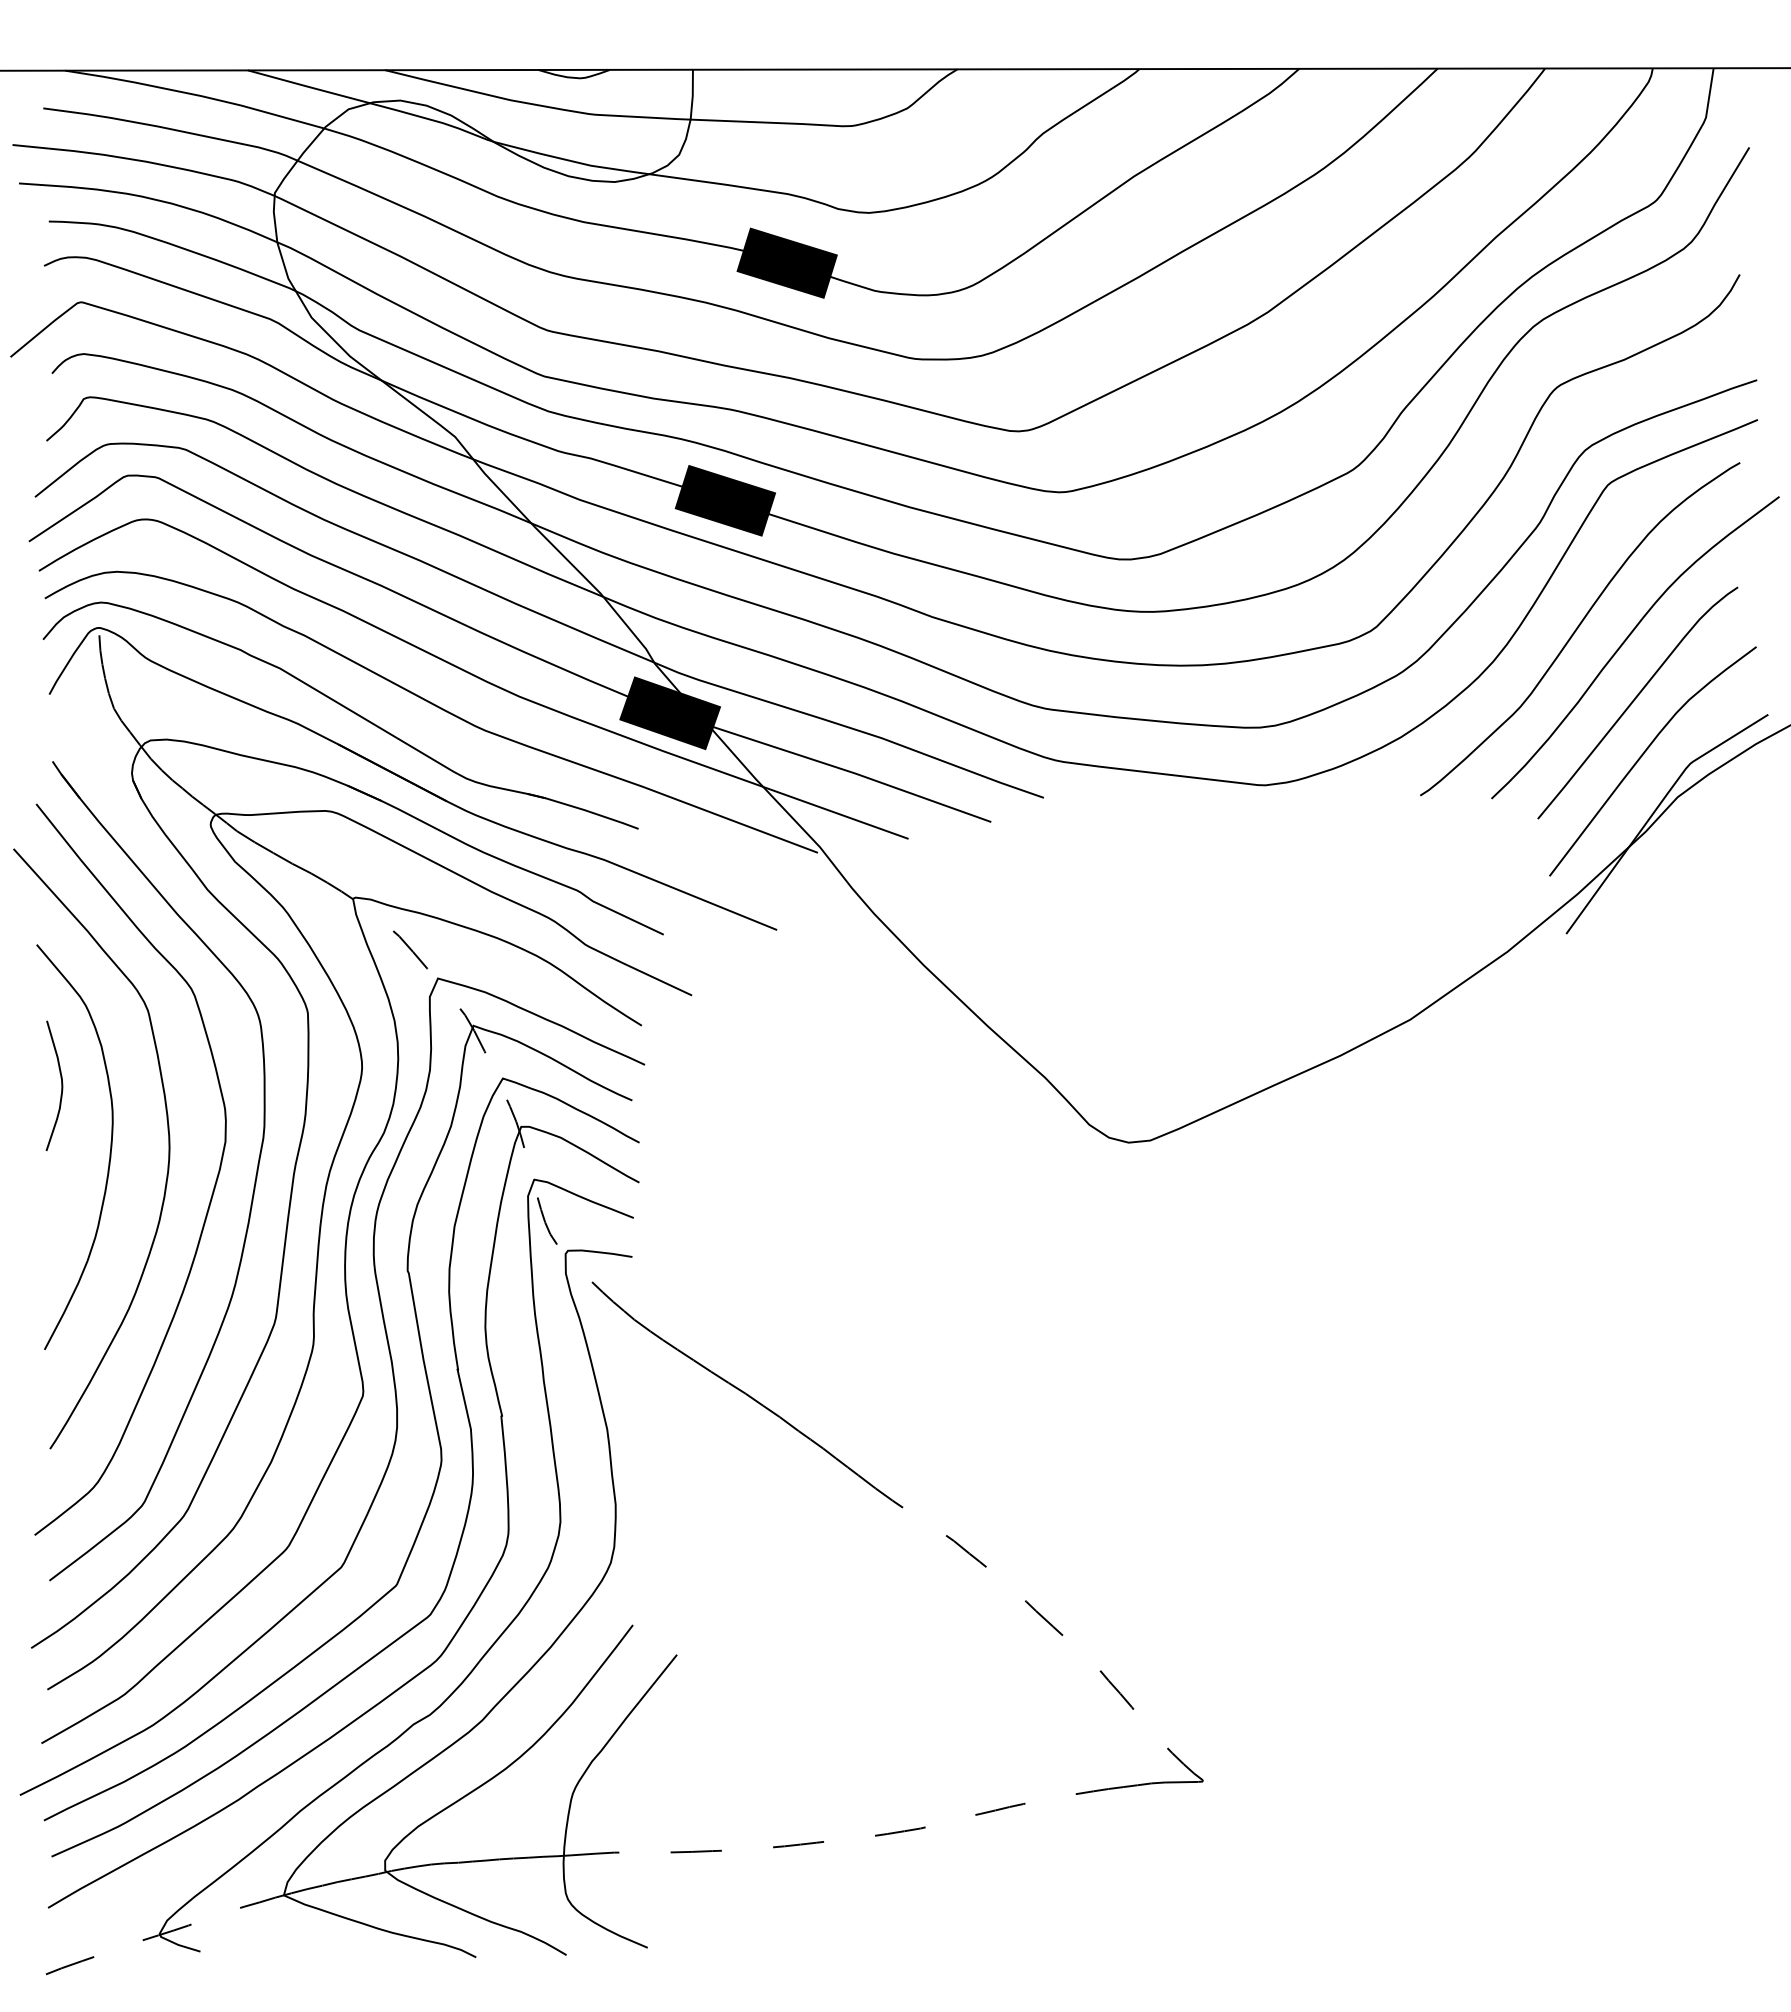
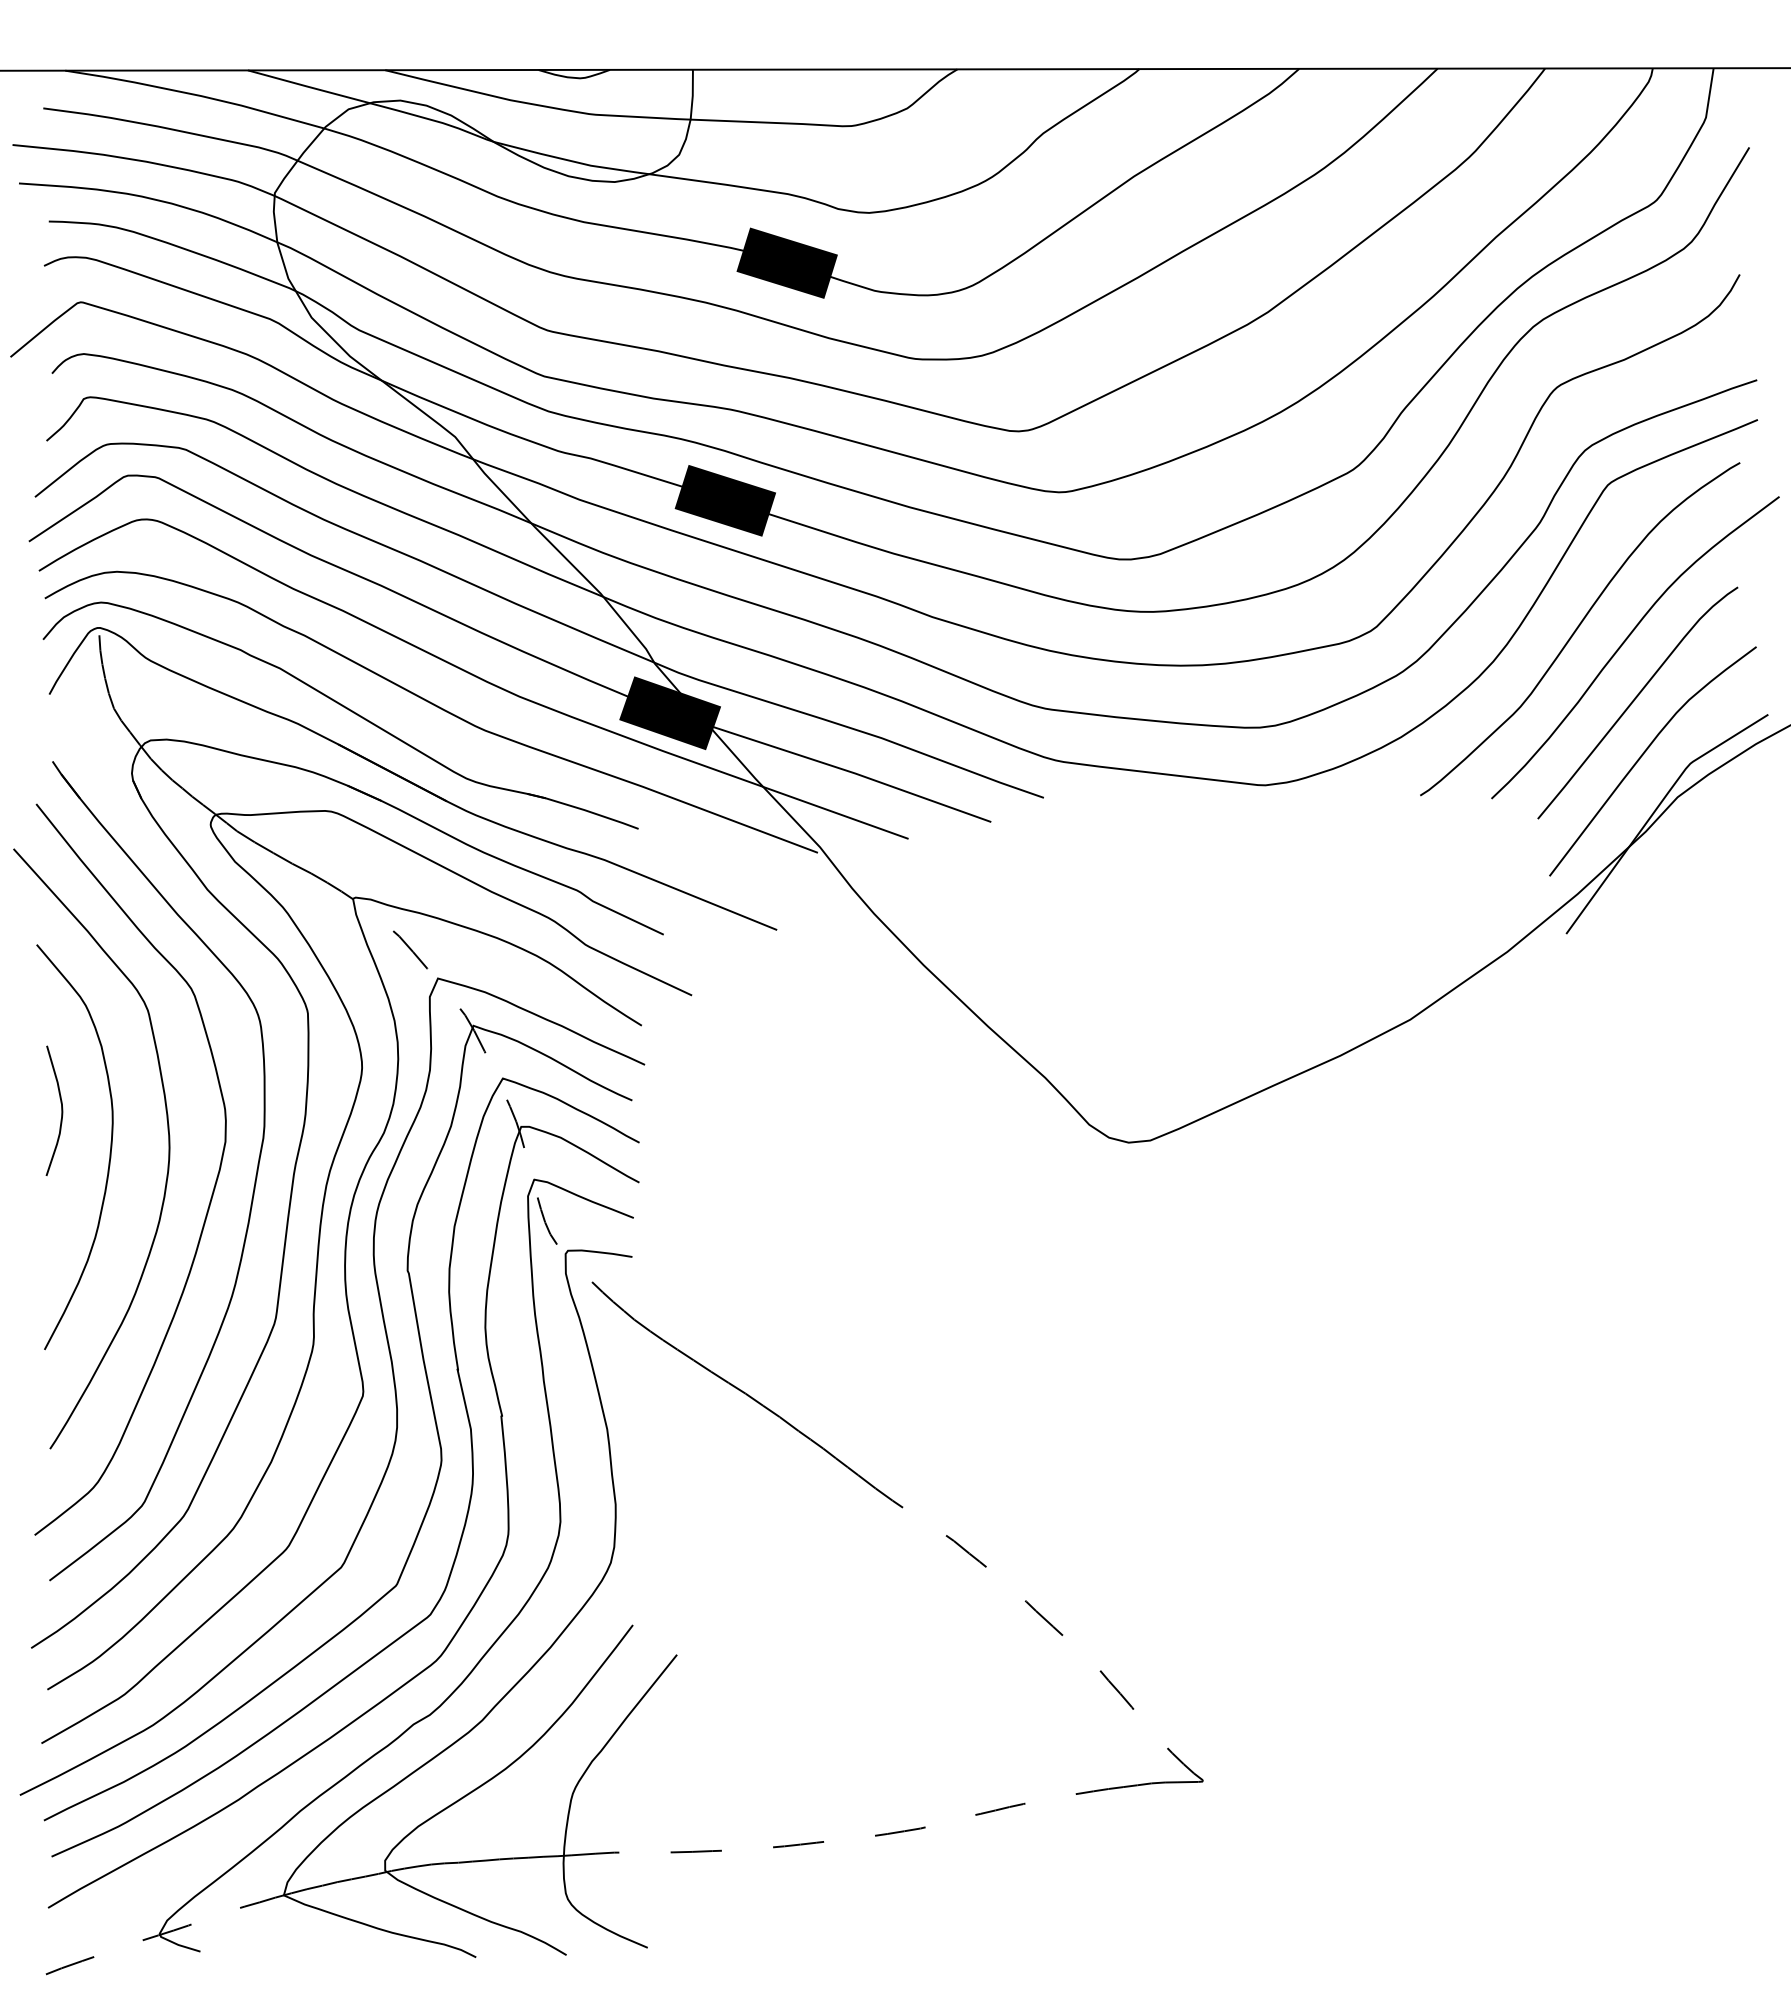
curve position: (61, 1085) -> (61, 1110) (61, 1110)
